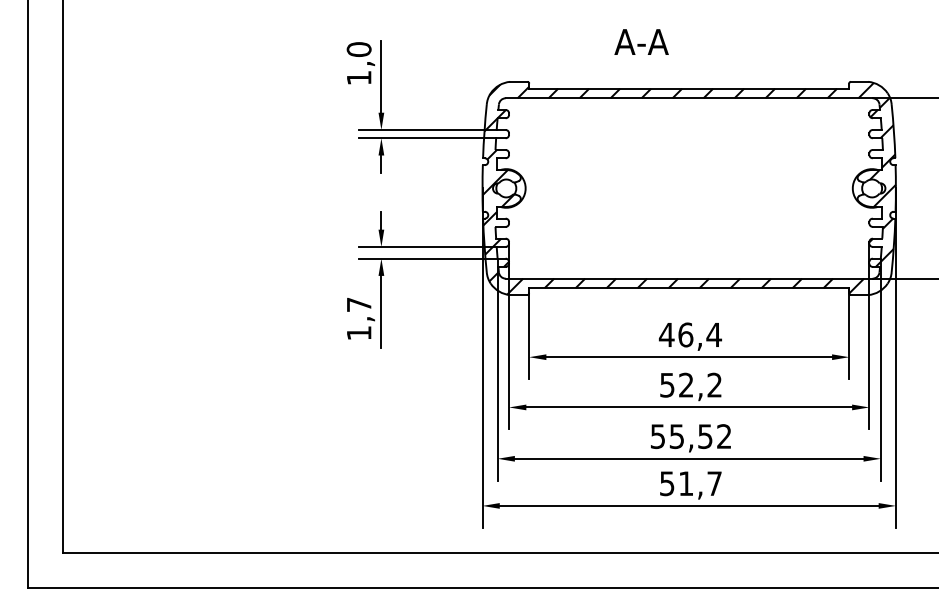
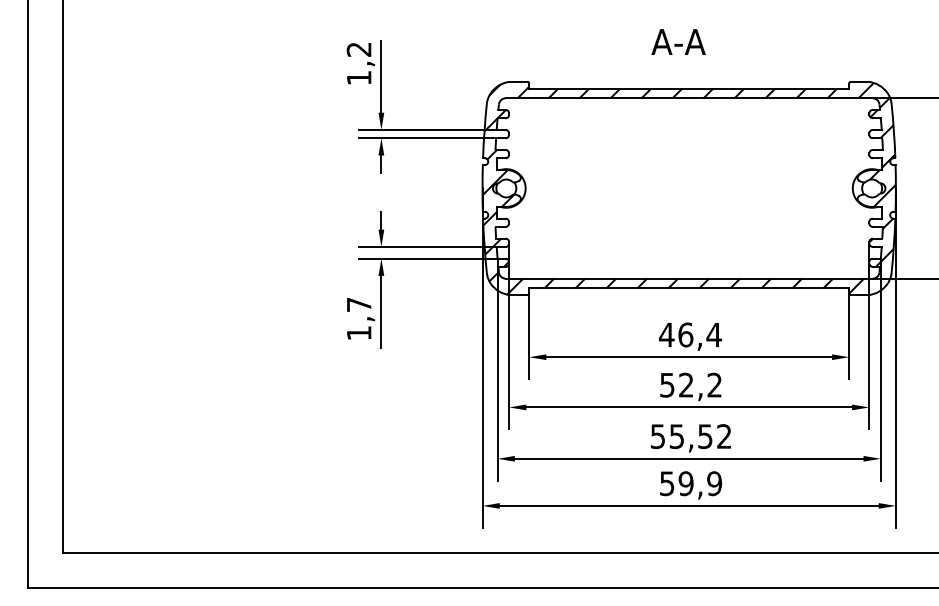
text position: (641, 41) -> (678, 41) (678, 41)
text: 1,0 -> 1,2 (358, 49)
text: 51,7 -> 59,9 (699, 483)
